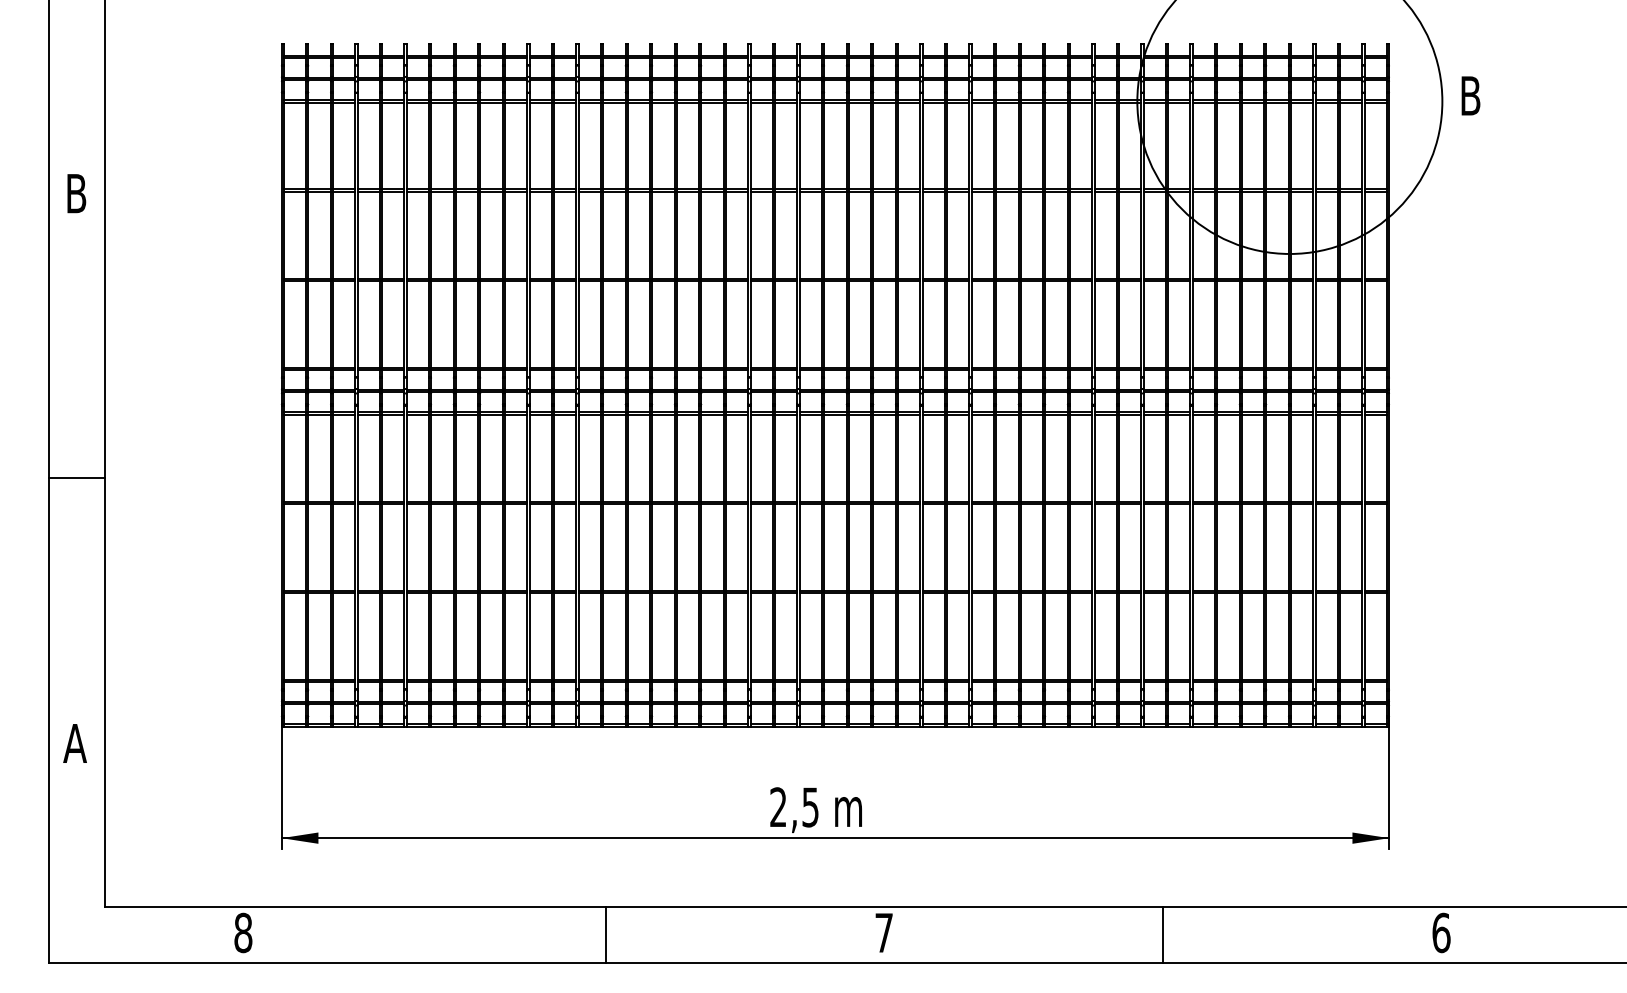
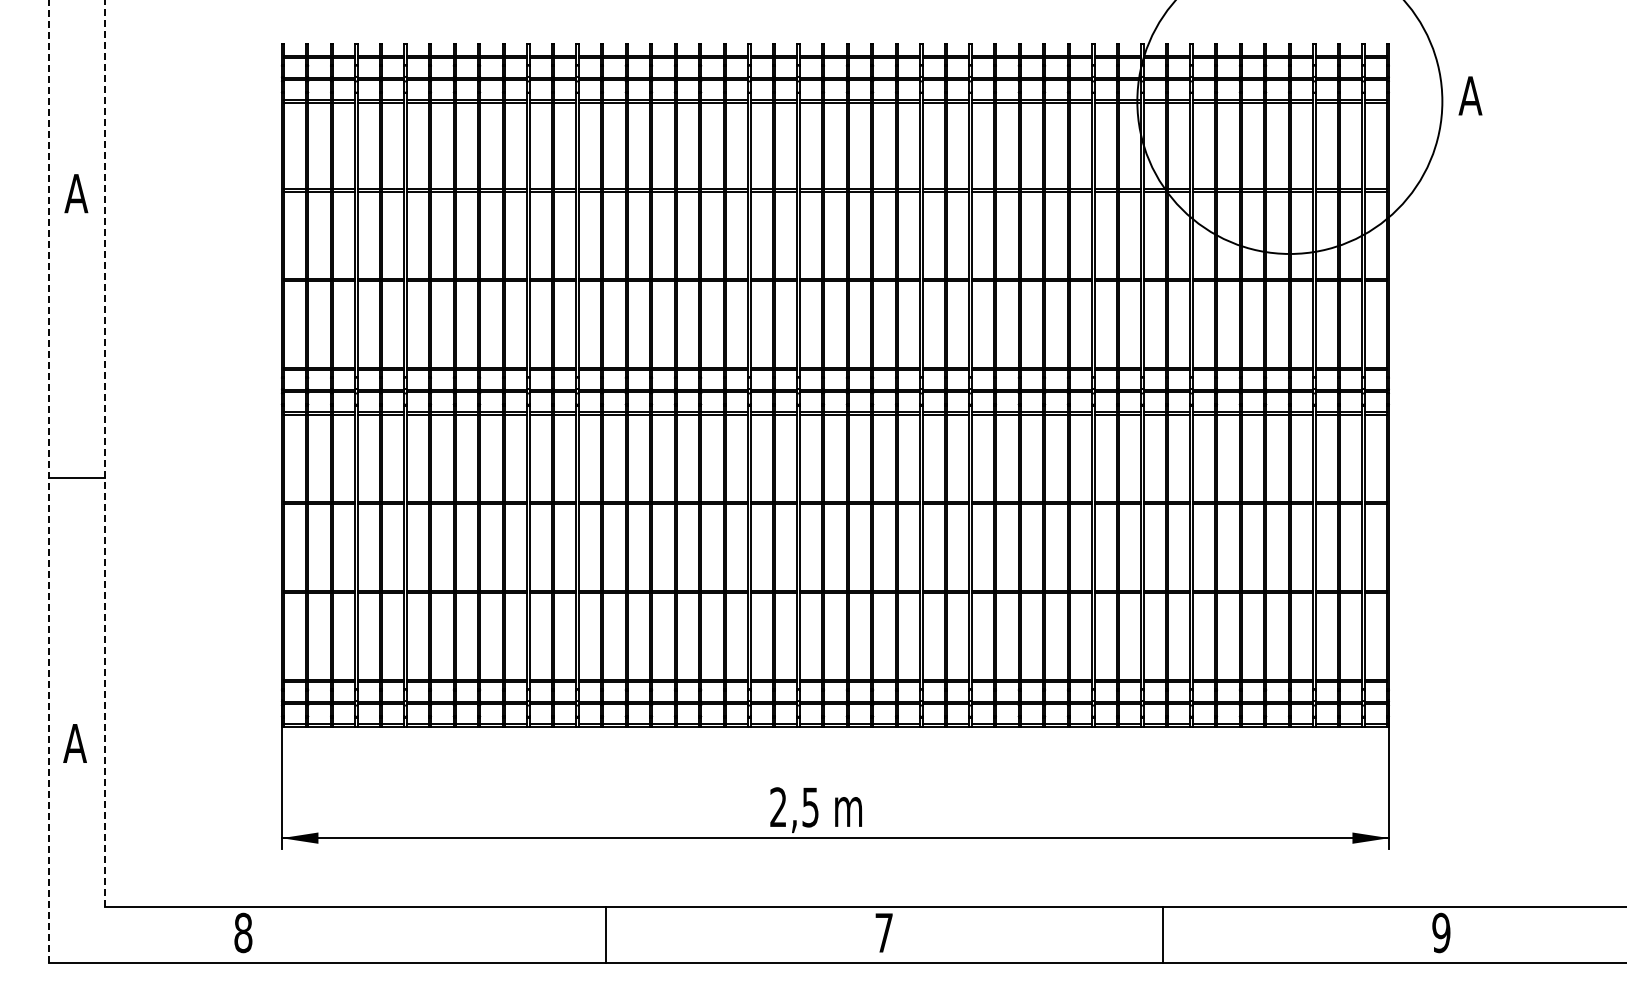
text: B -> A (1470, 95)
text: B -> A (76, 193)
line: solid -> dashed (104, 453)
line: solid -> dashed (48, 481)
text: 6 -> 9 (1441, 932)
